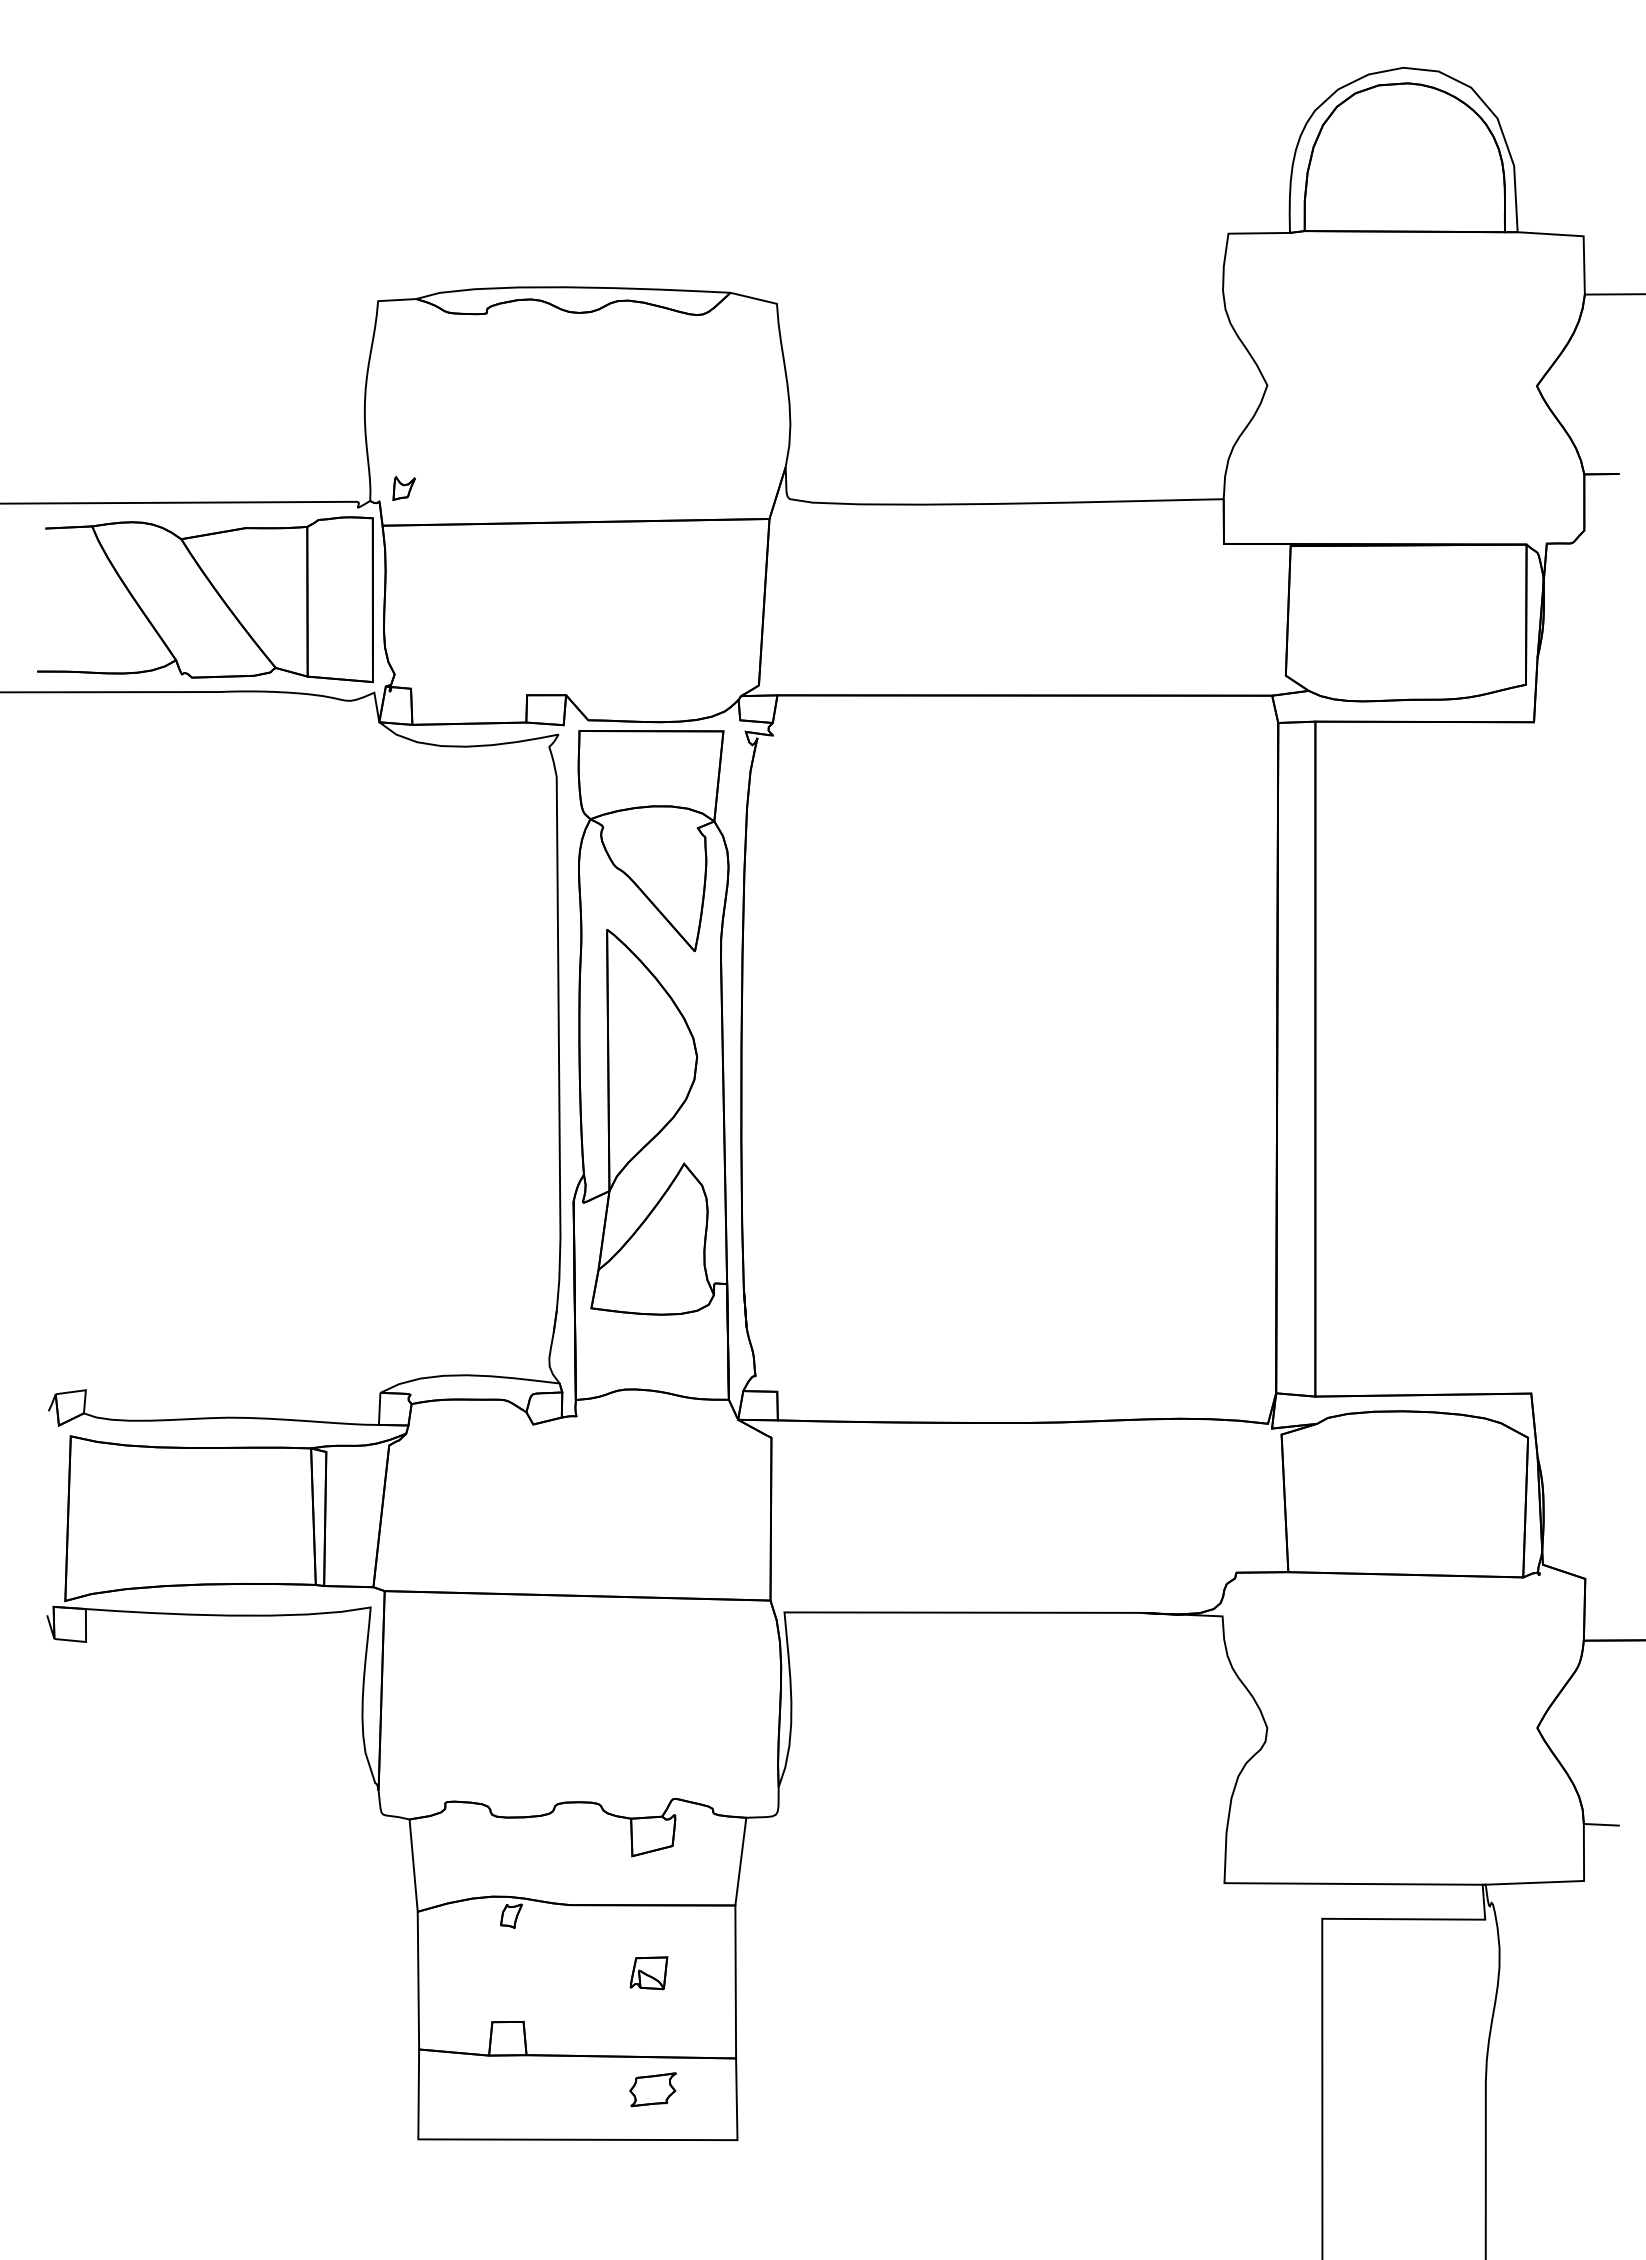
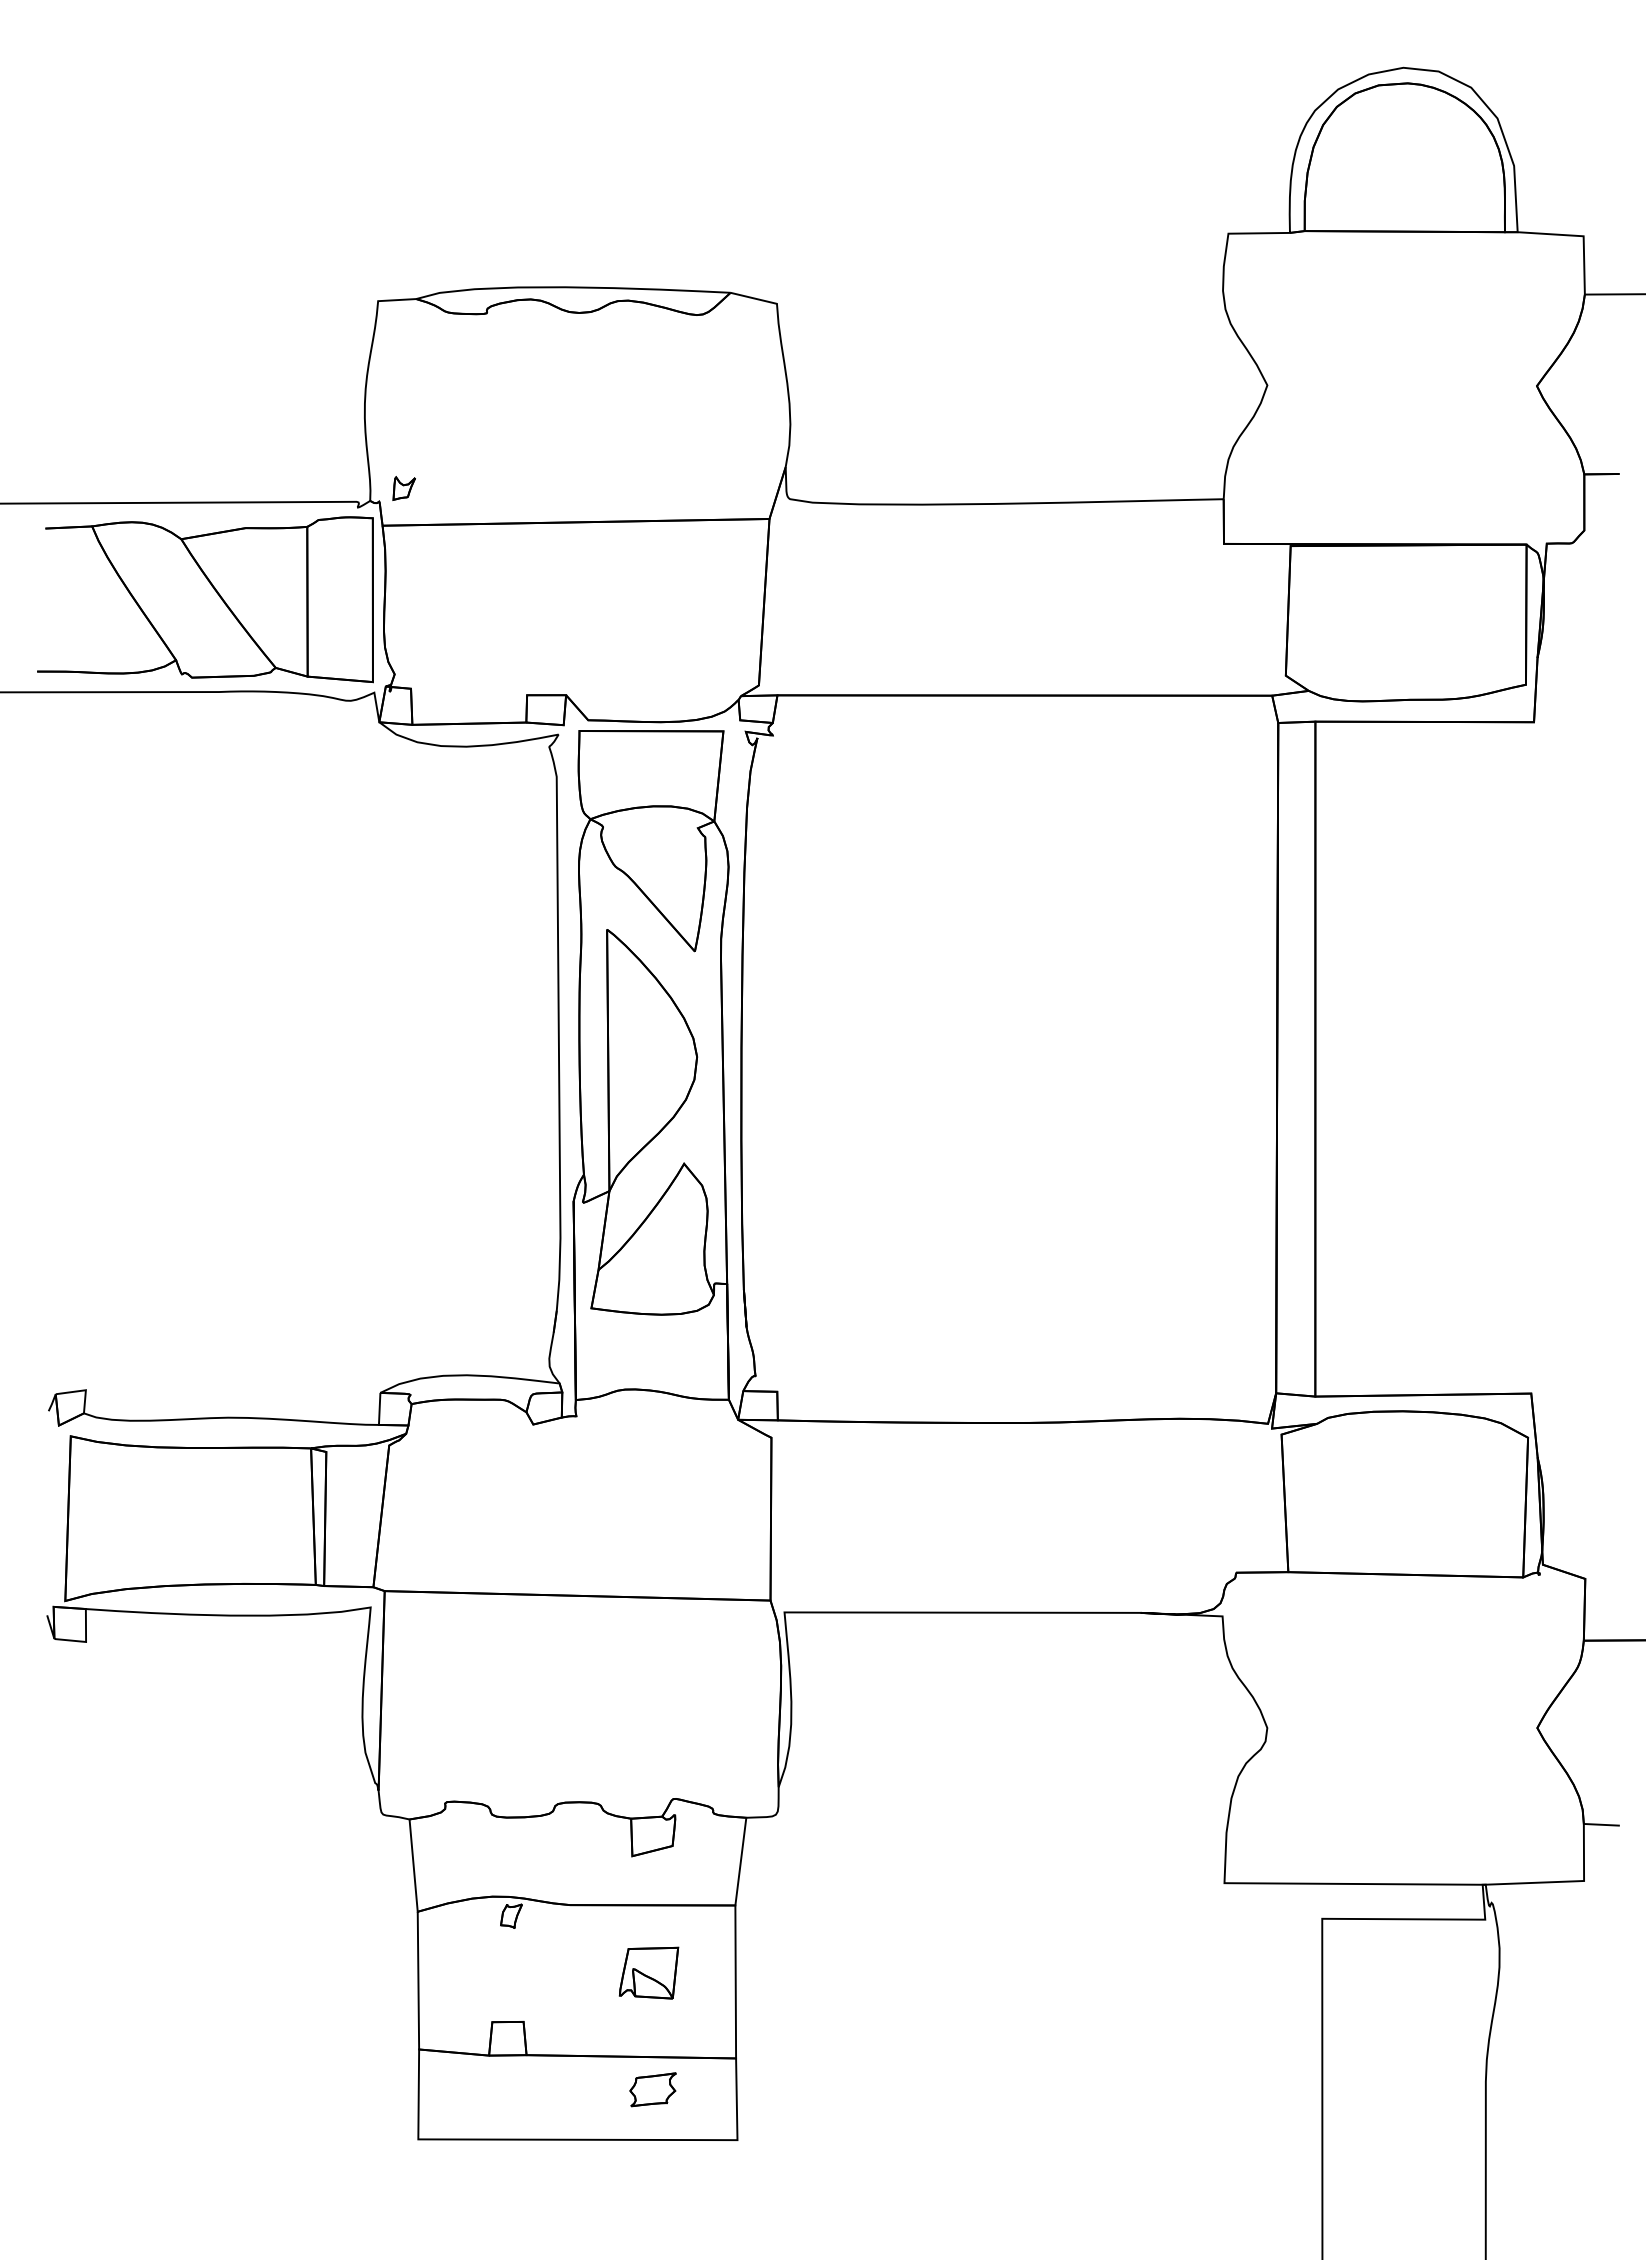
part size: 40x35 px -> 61x54 px (649, 1972)
